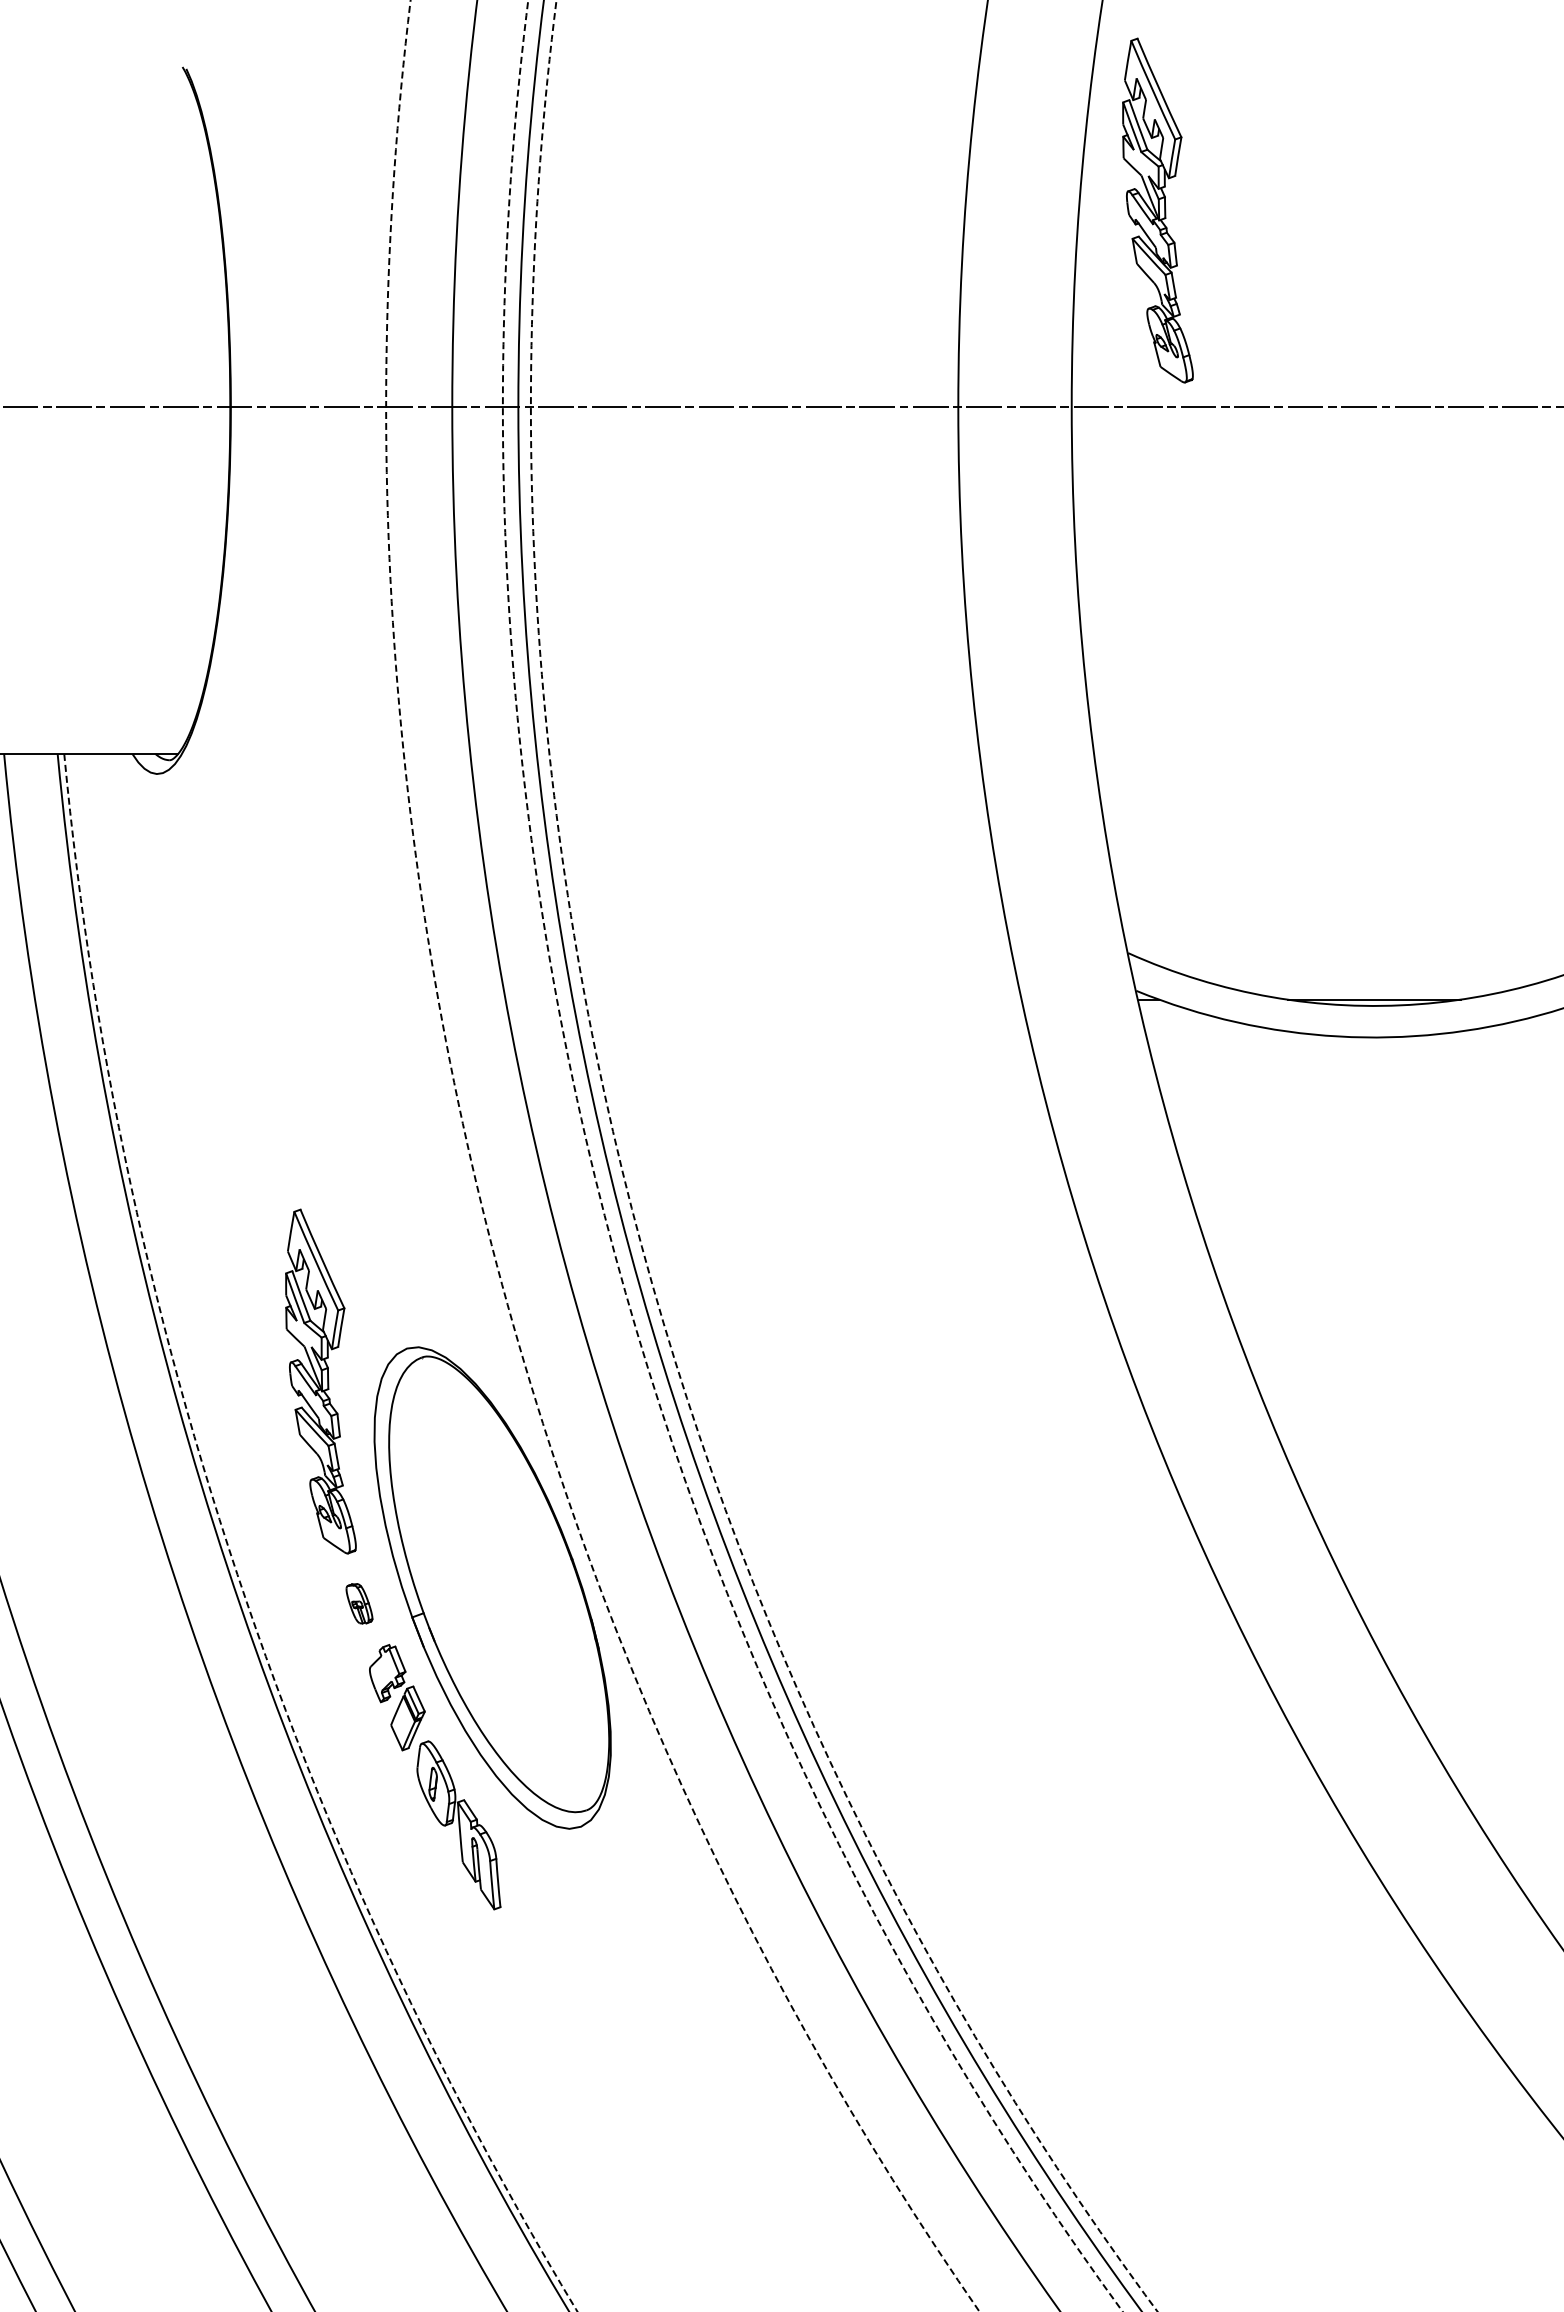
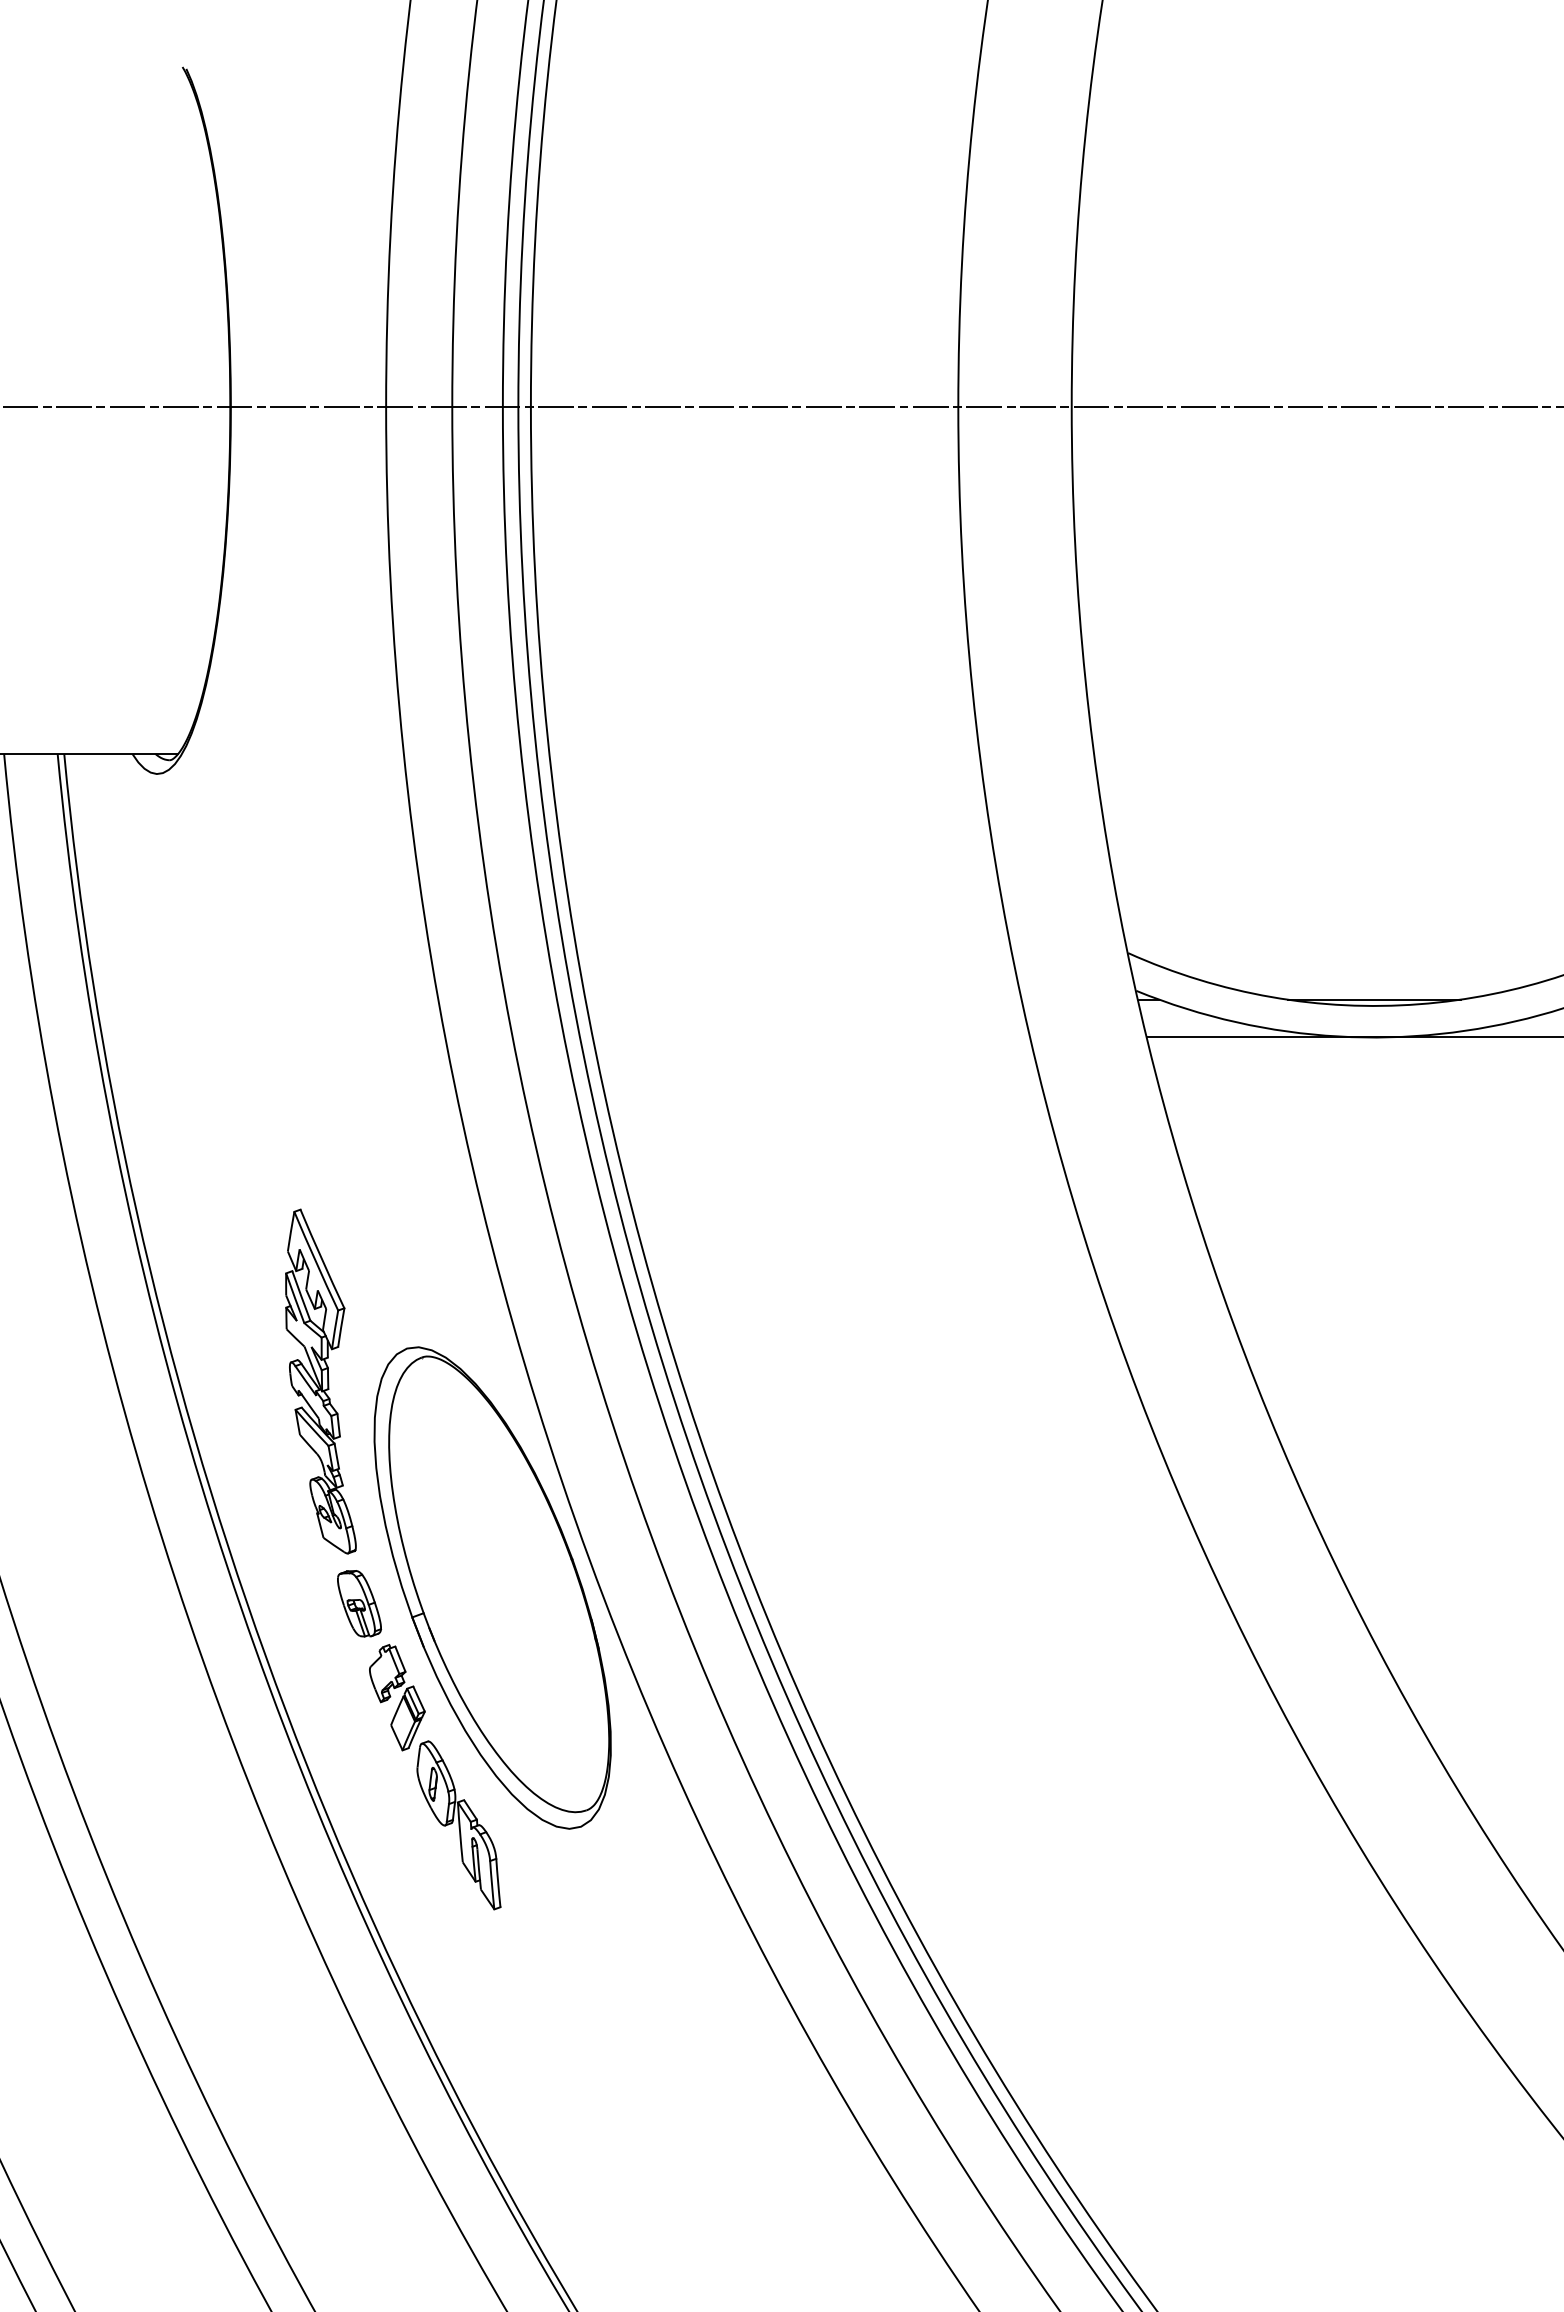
part: present -> none (1157, 210)
line: none -> present (1353, 1037)
circle: dashed -> solid (682, 1155)
circle: dashed -> solid (812, 1155)
circle: dashed -> solid (843, 1155)
arc: dashed -> solid (232, 1560)
part size: 29x42 px -> 45x68 px (359, 1603)
